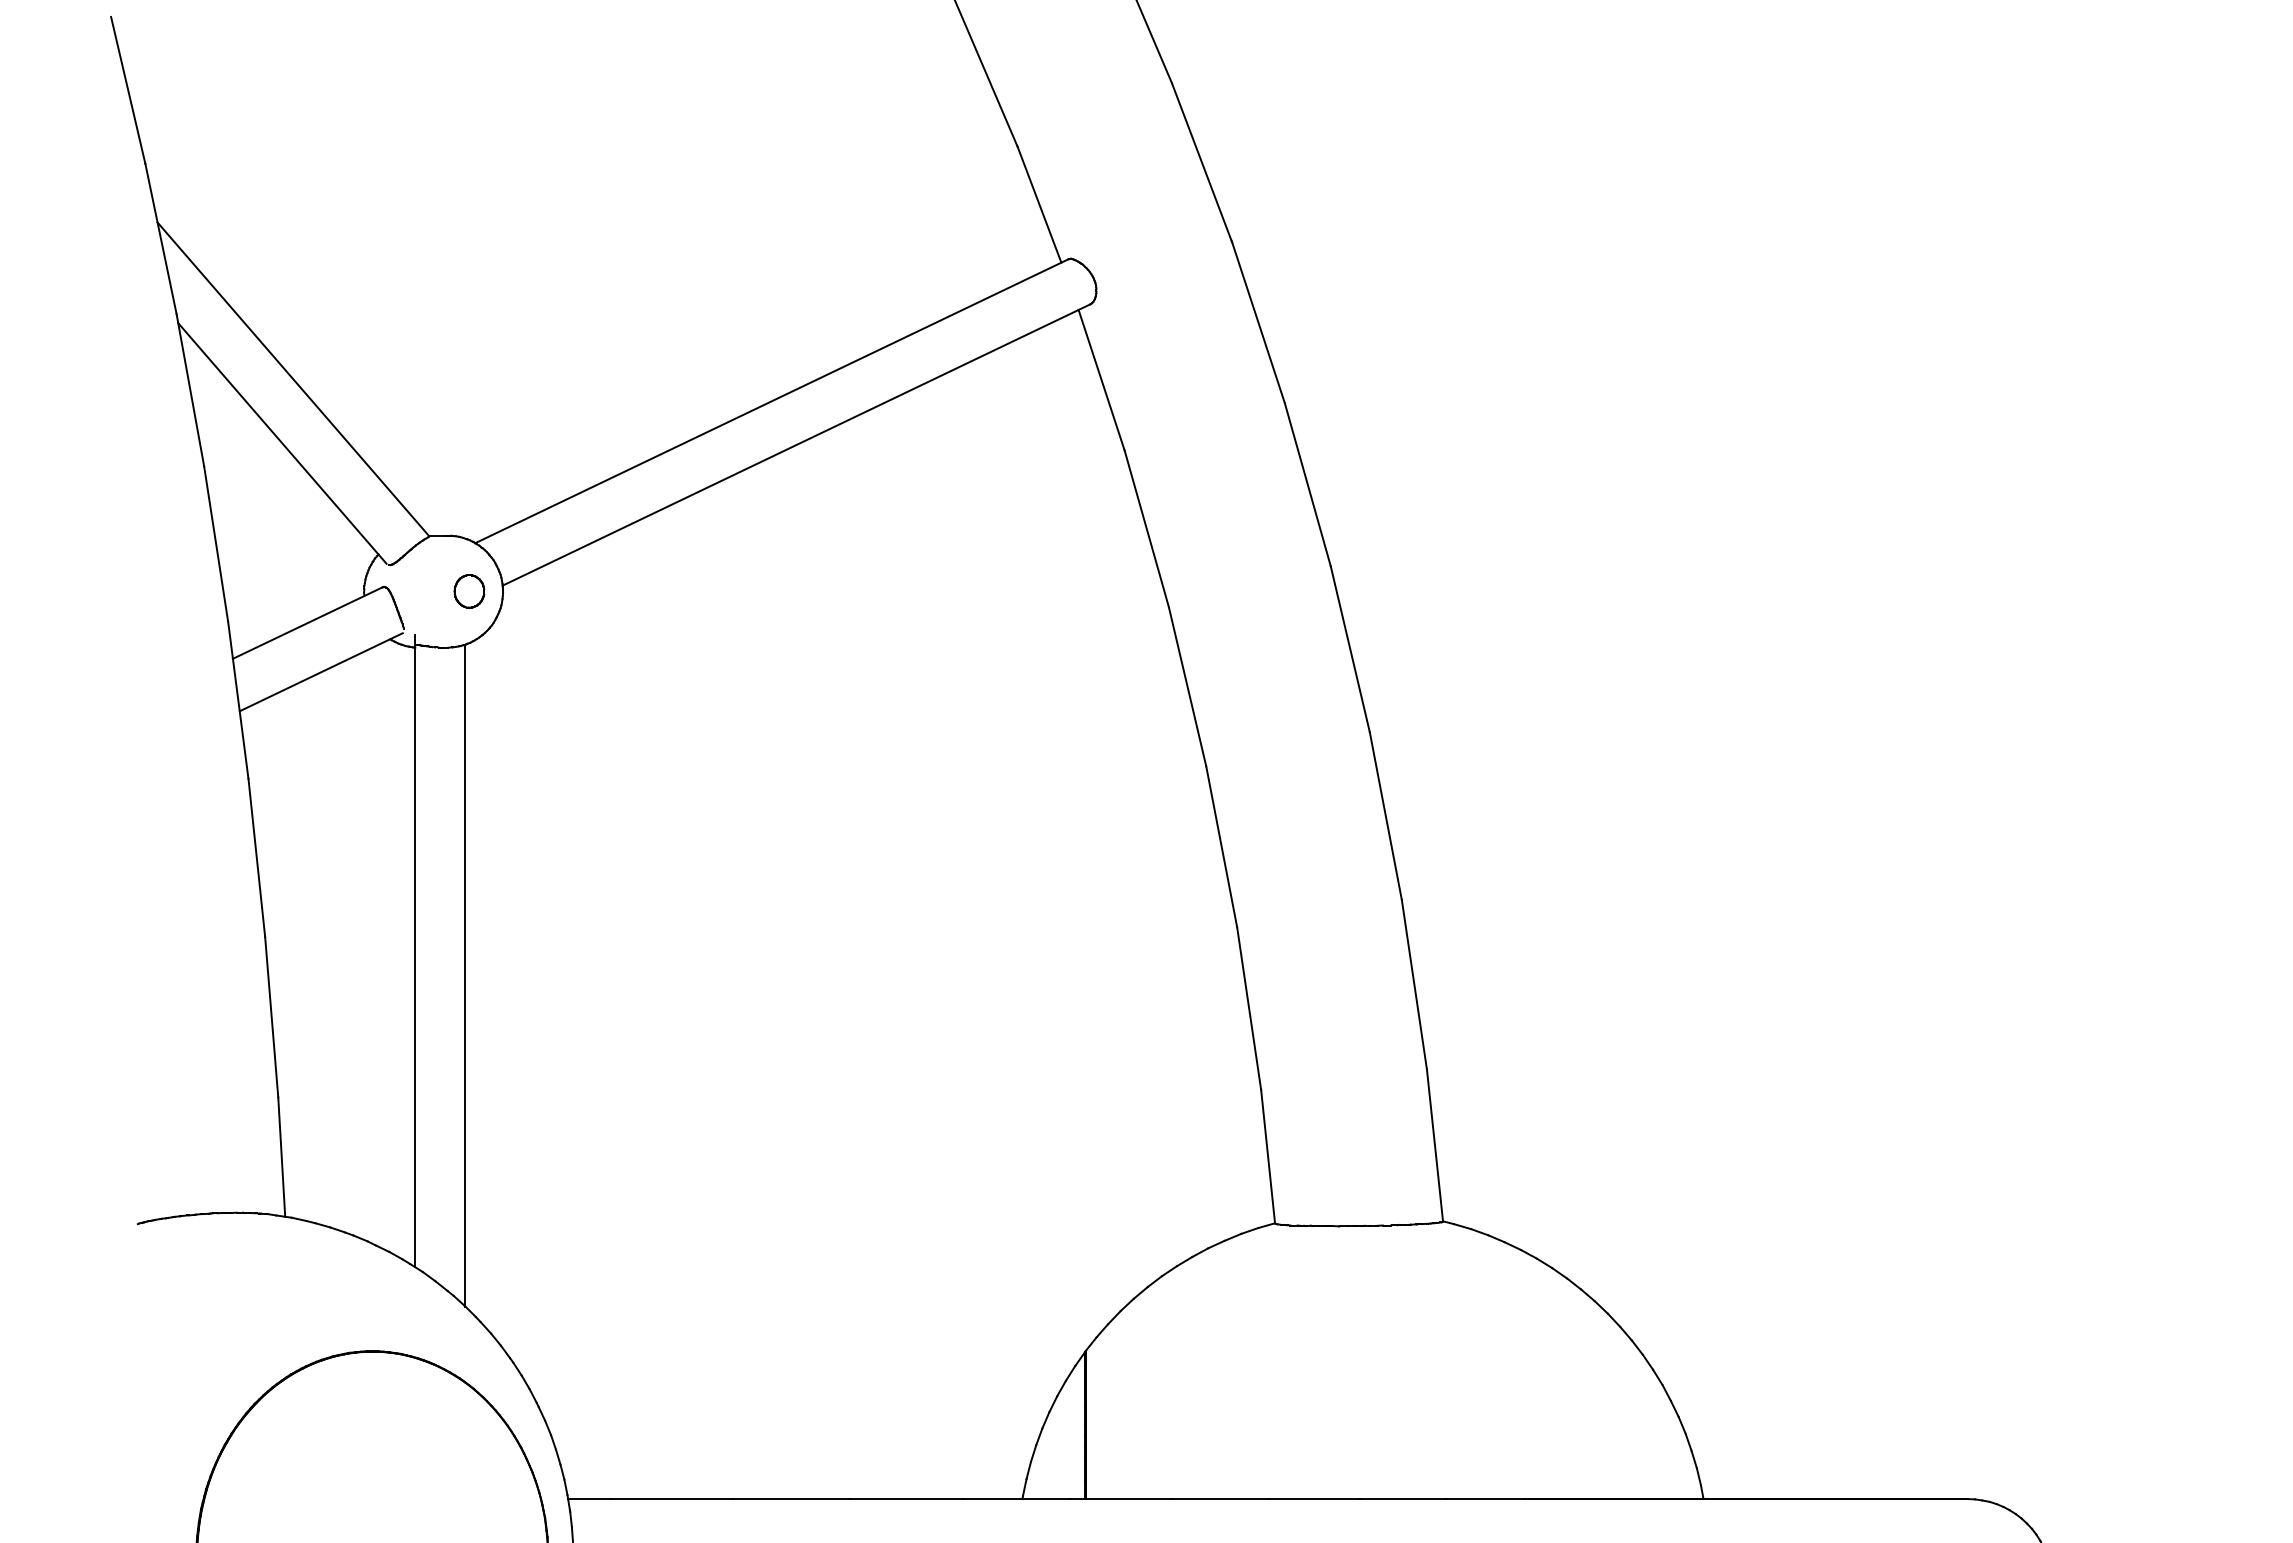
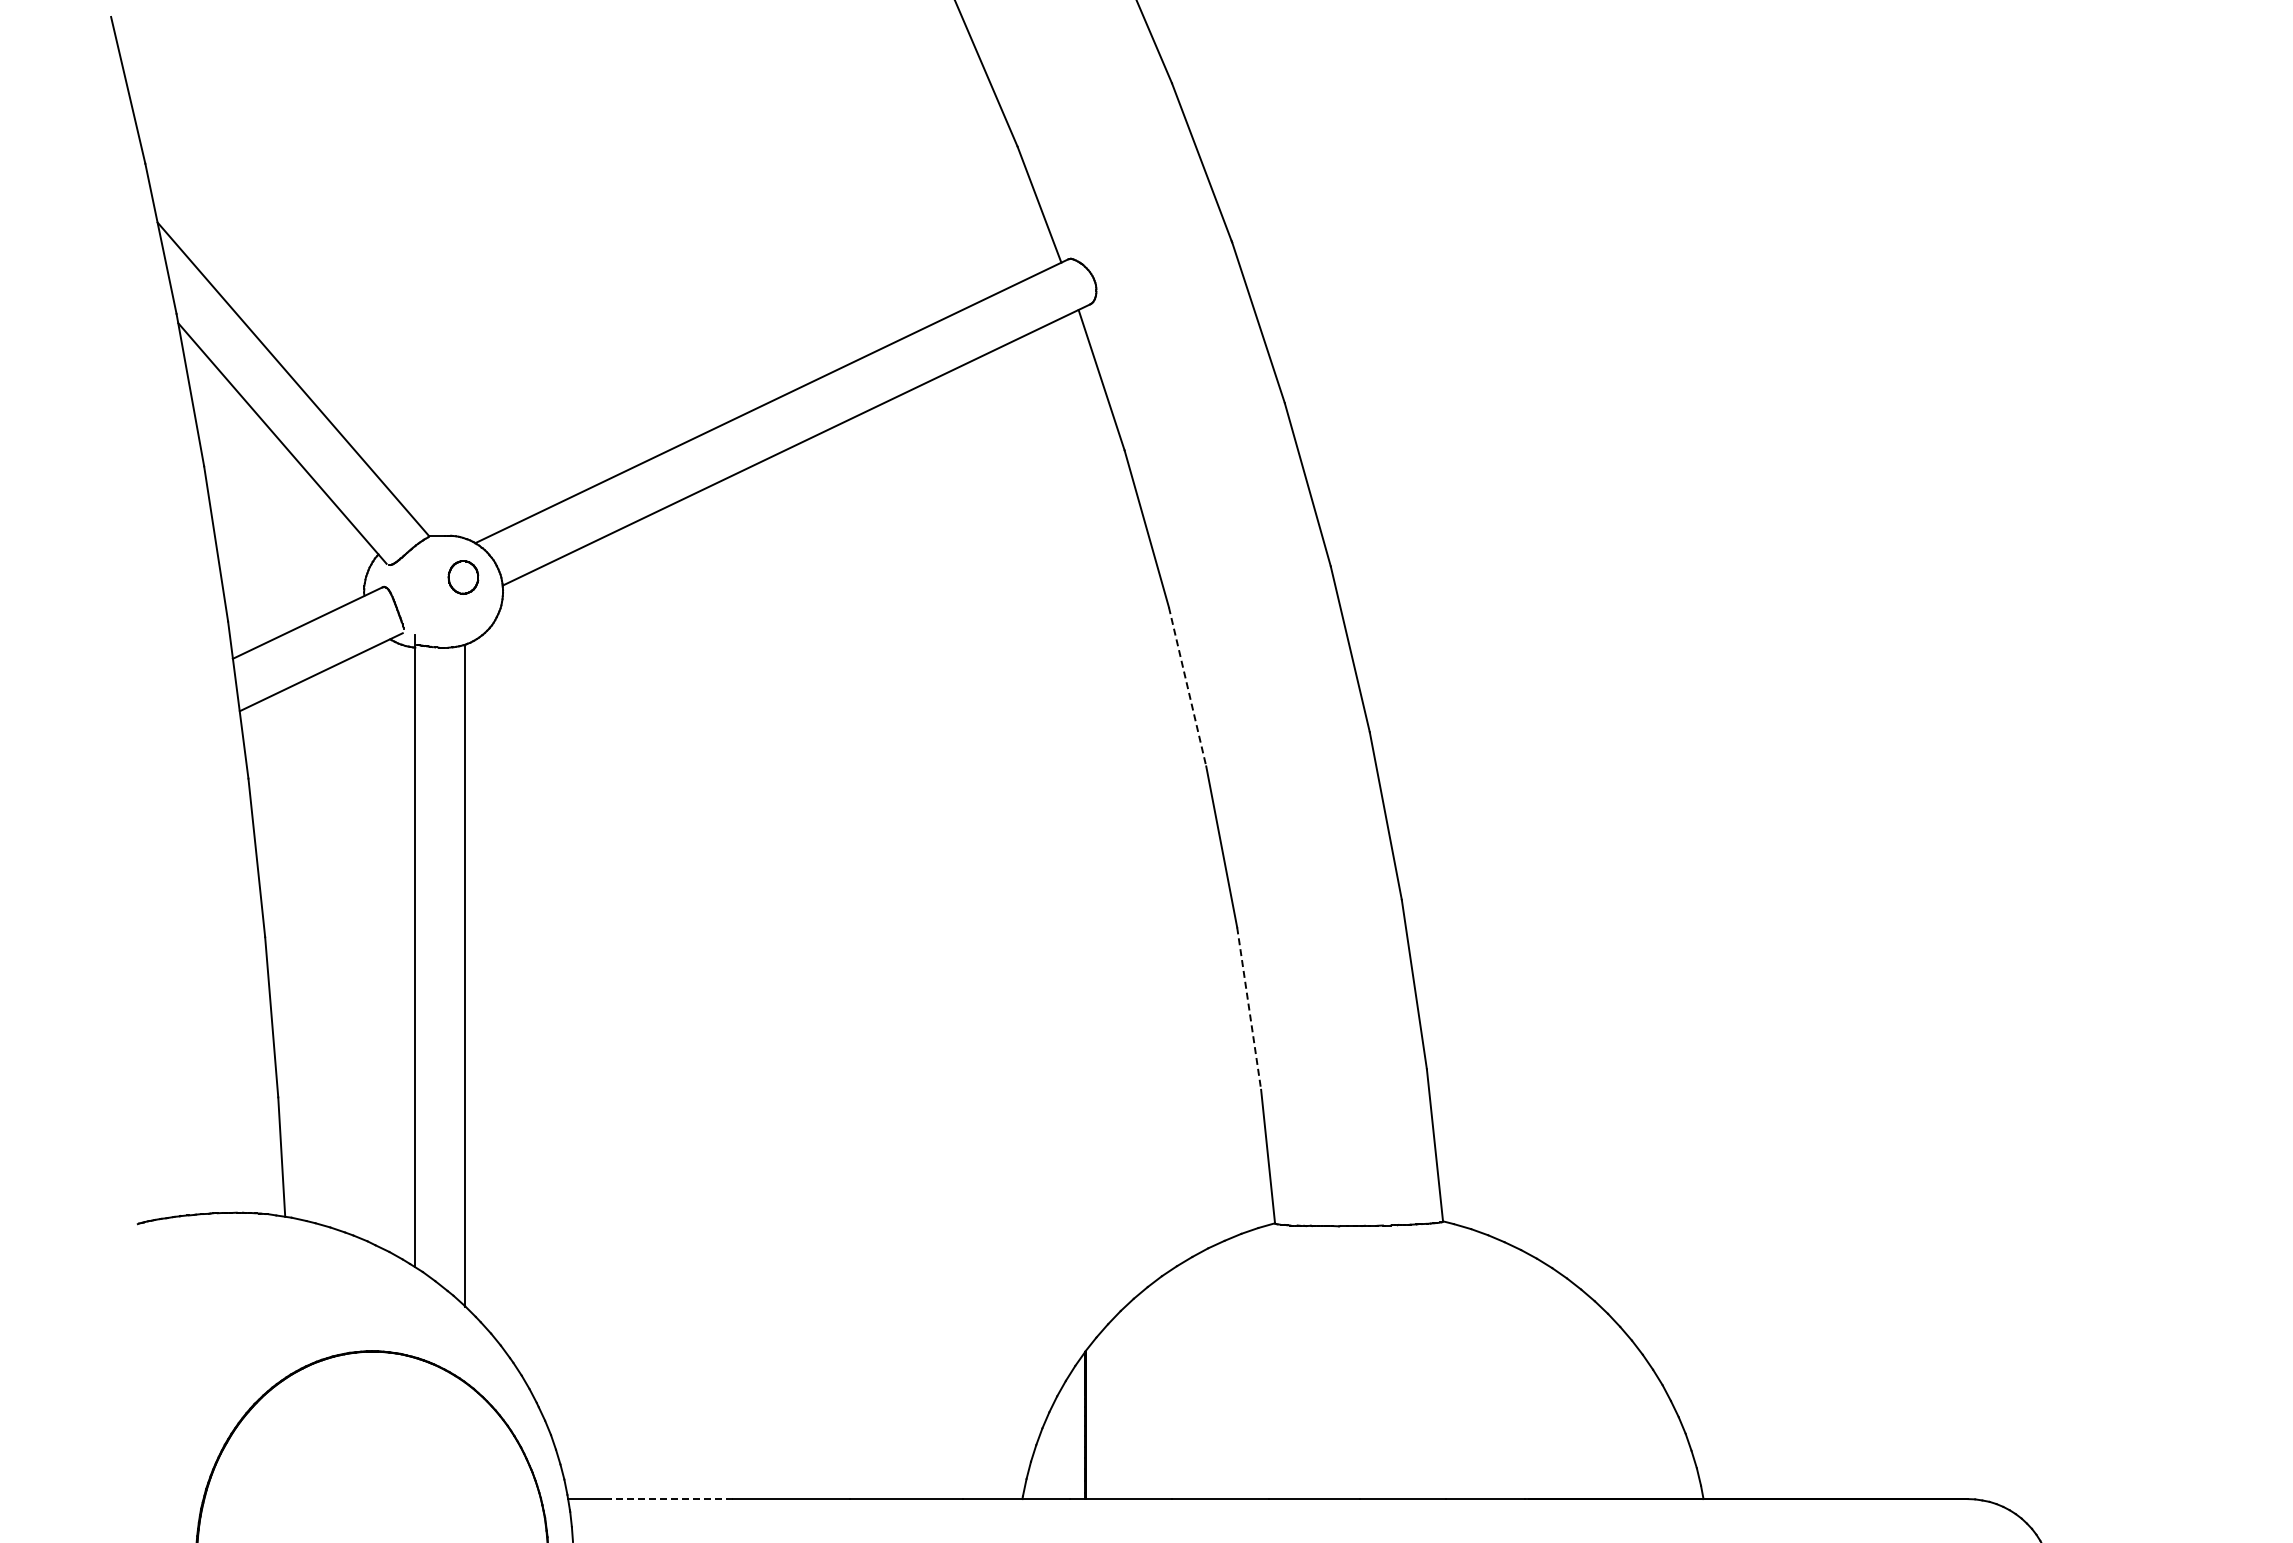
part position: (469, 591) -> (463, 577) (463, 577)
line: solid -> dashed (1187, 686)
line: solid -> dashed (1249, 1009)
line: solid -> dashed (672, 1499)
